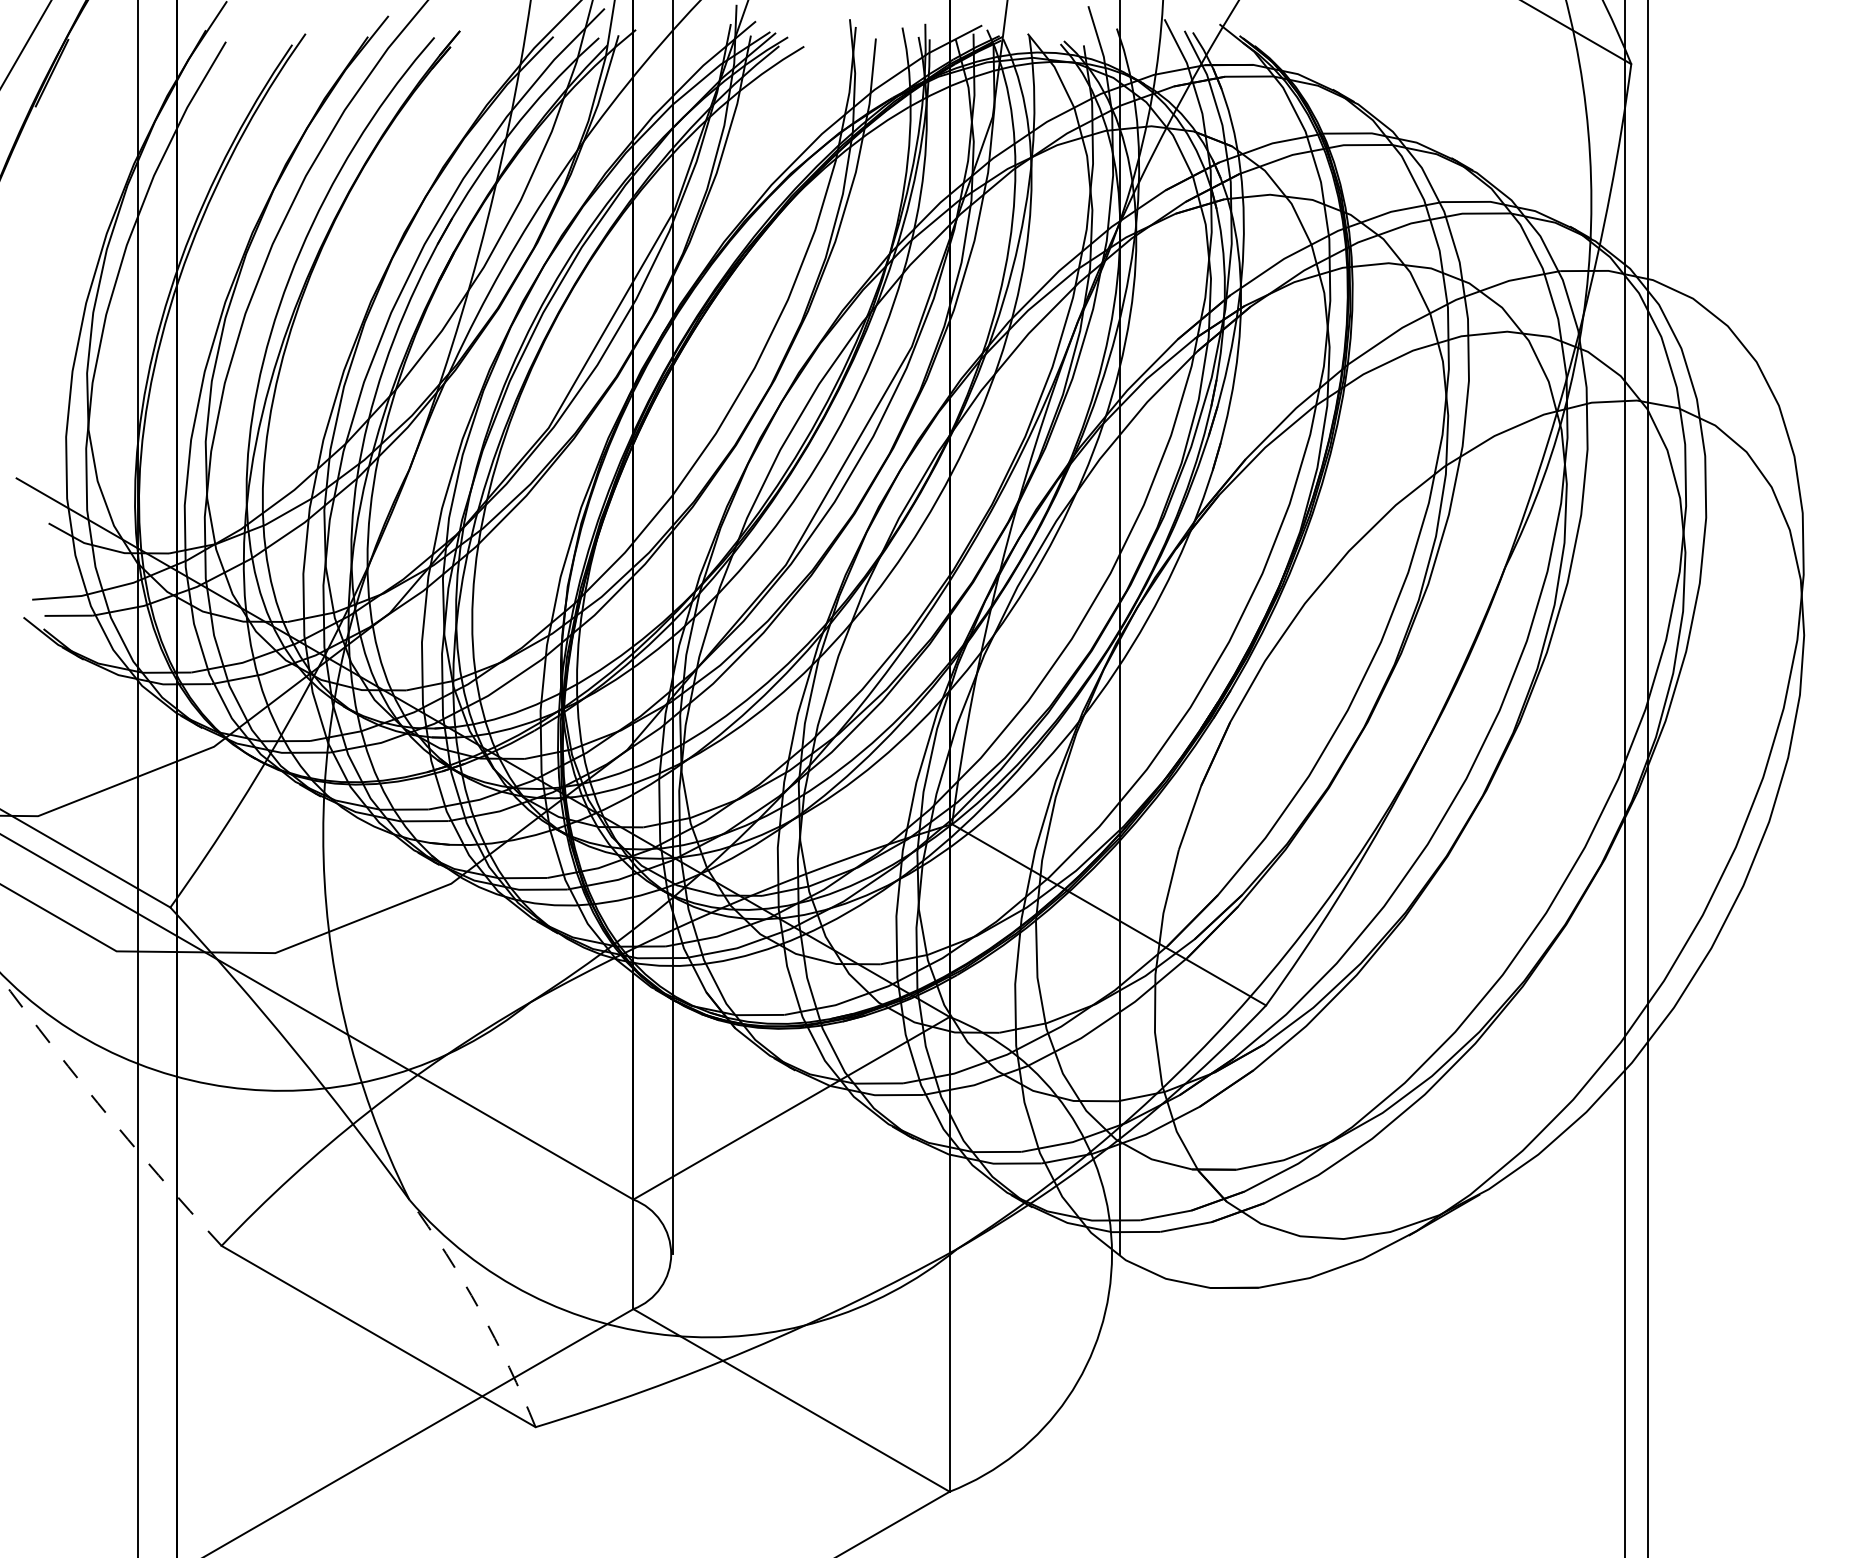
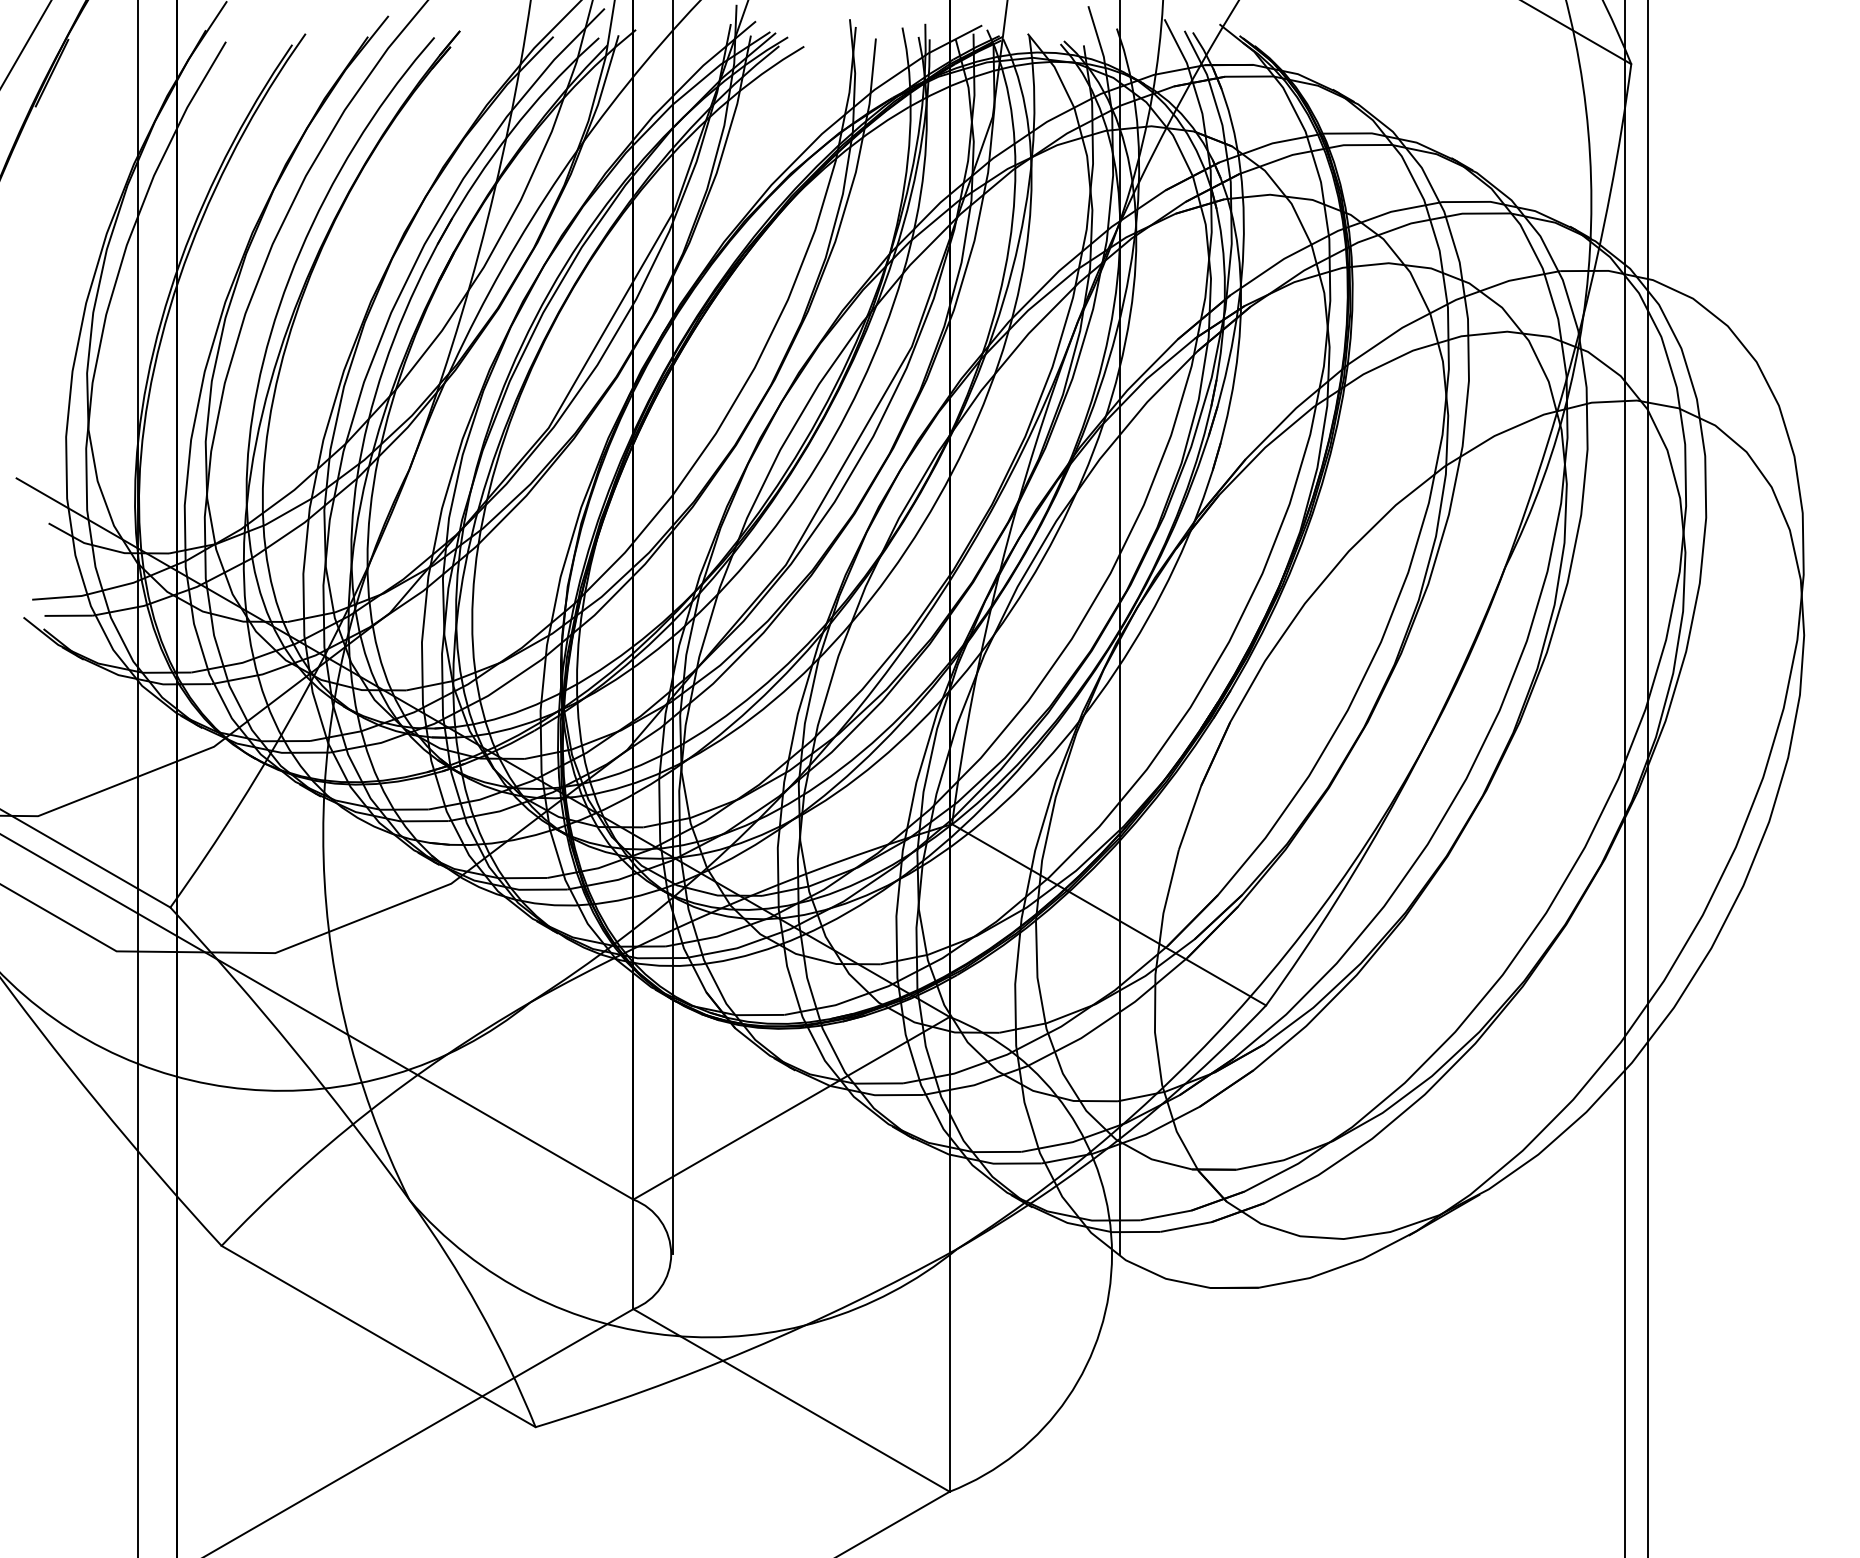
arc: dashed -> solid (107, 1114)
arc: dashed -> solid (479, 1309)
